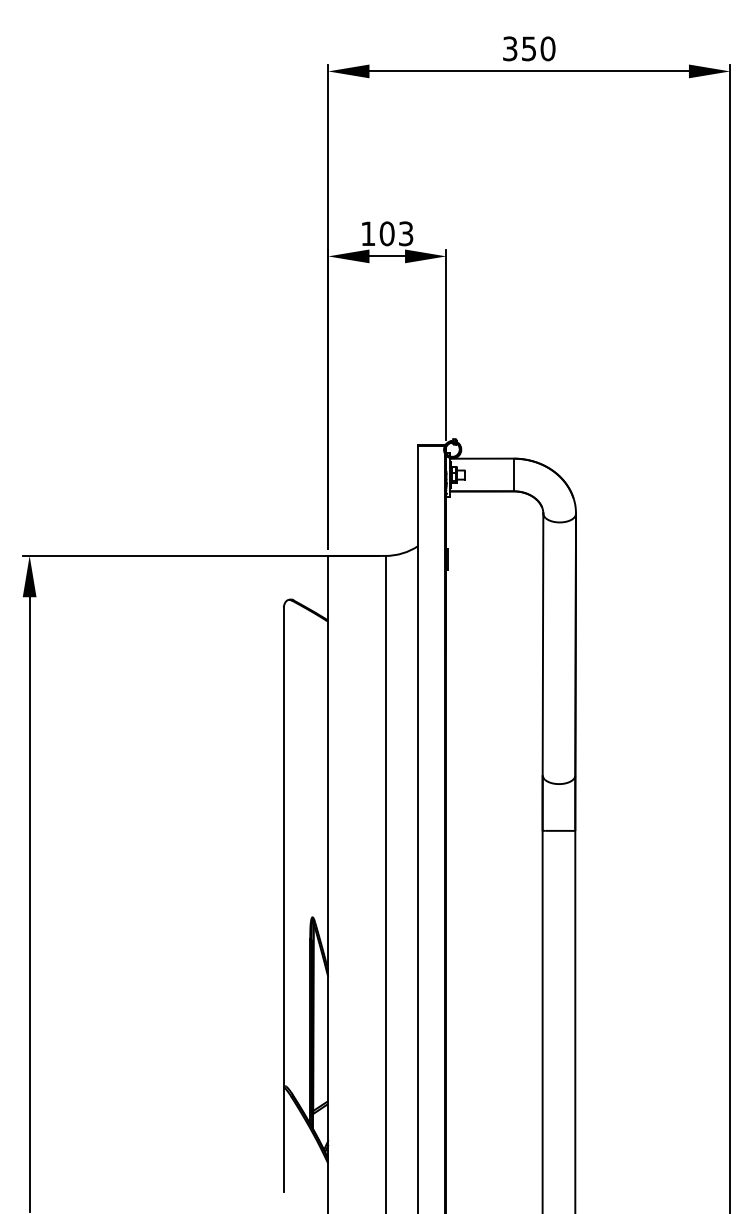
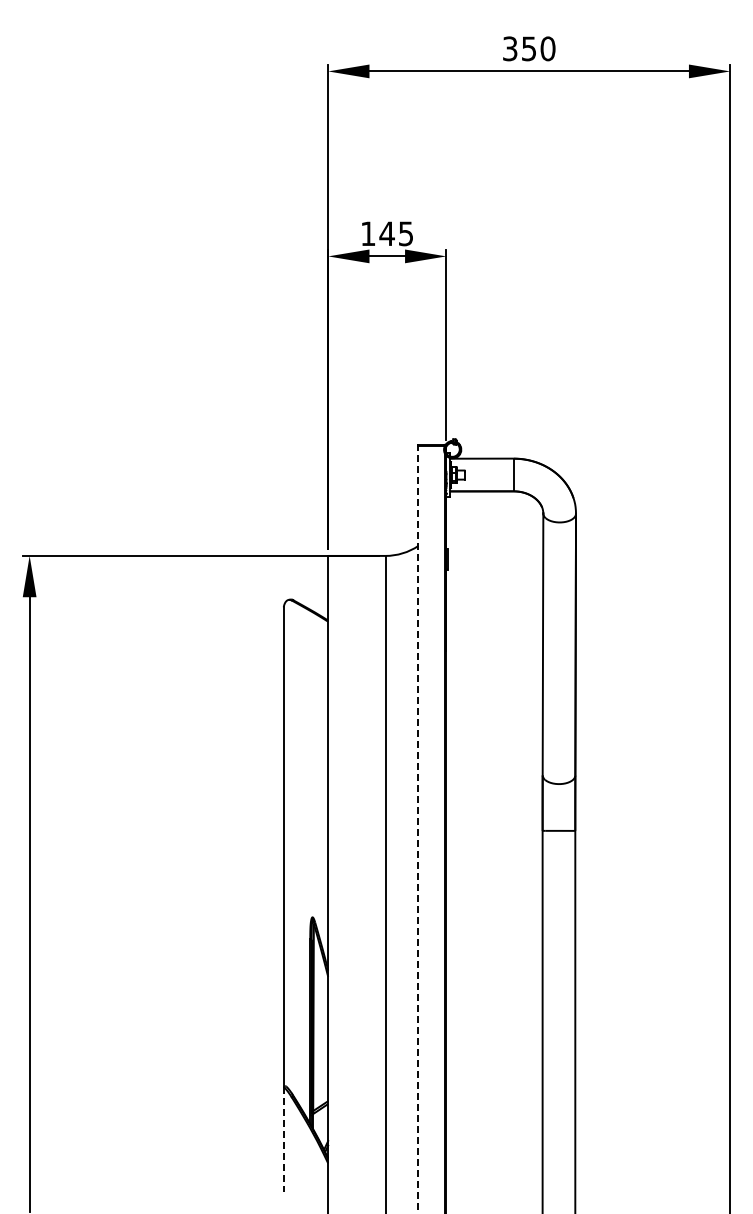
text: 103 -> 145 (396, 233)
line: solid -> dashed (418, 829)
line: solid -> dashed (283, 1140)
